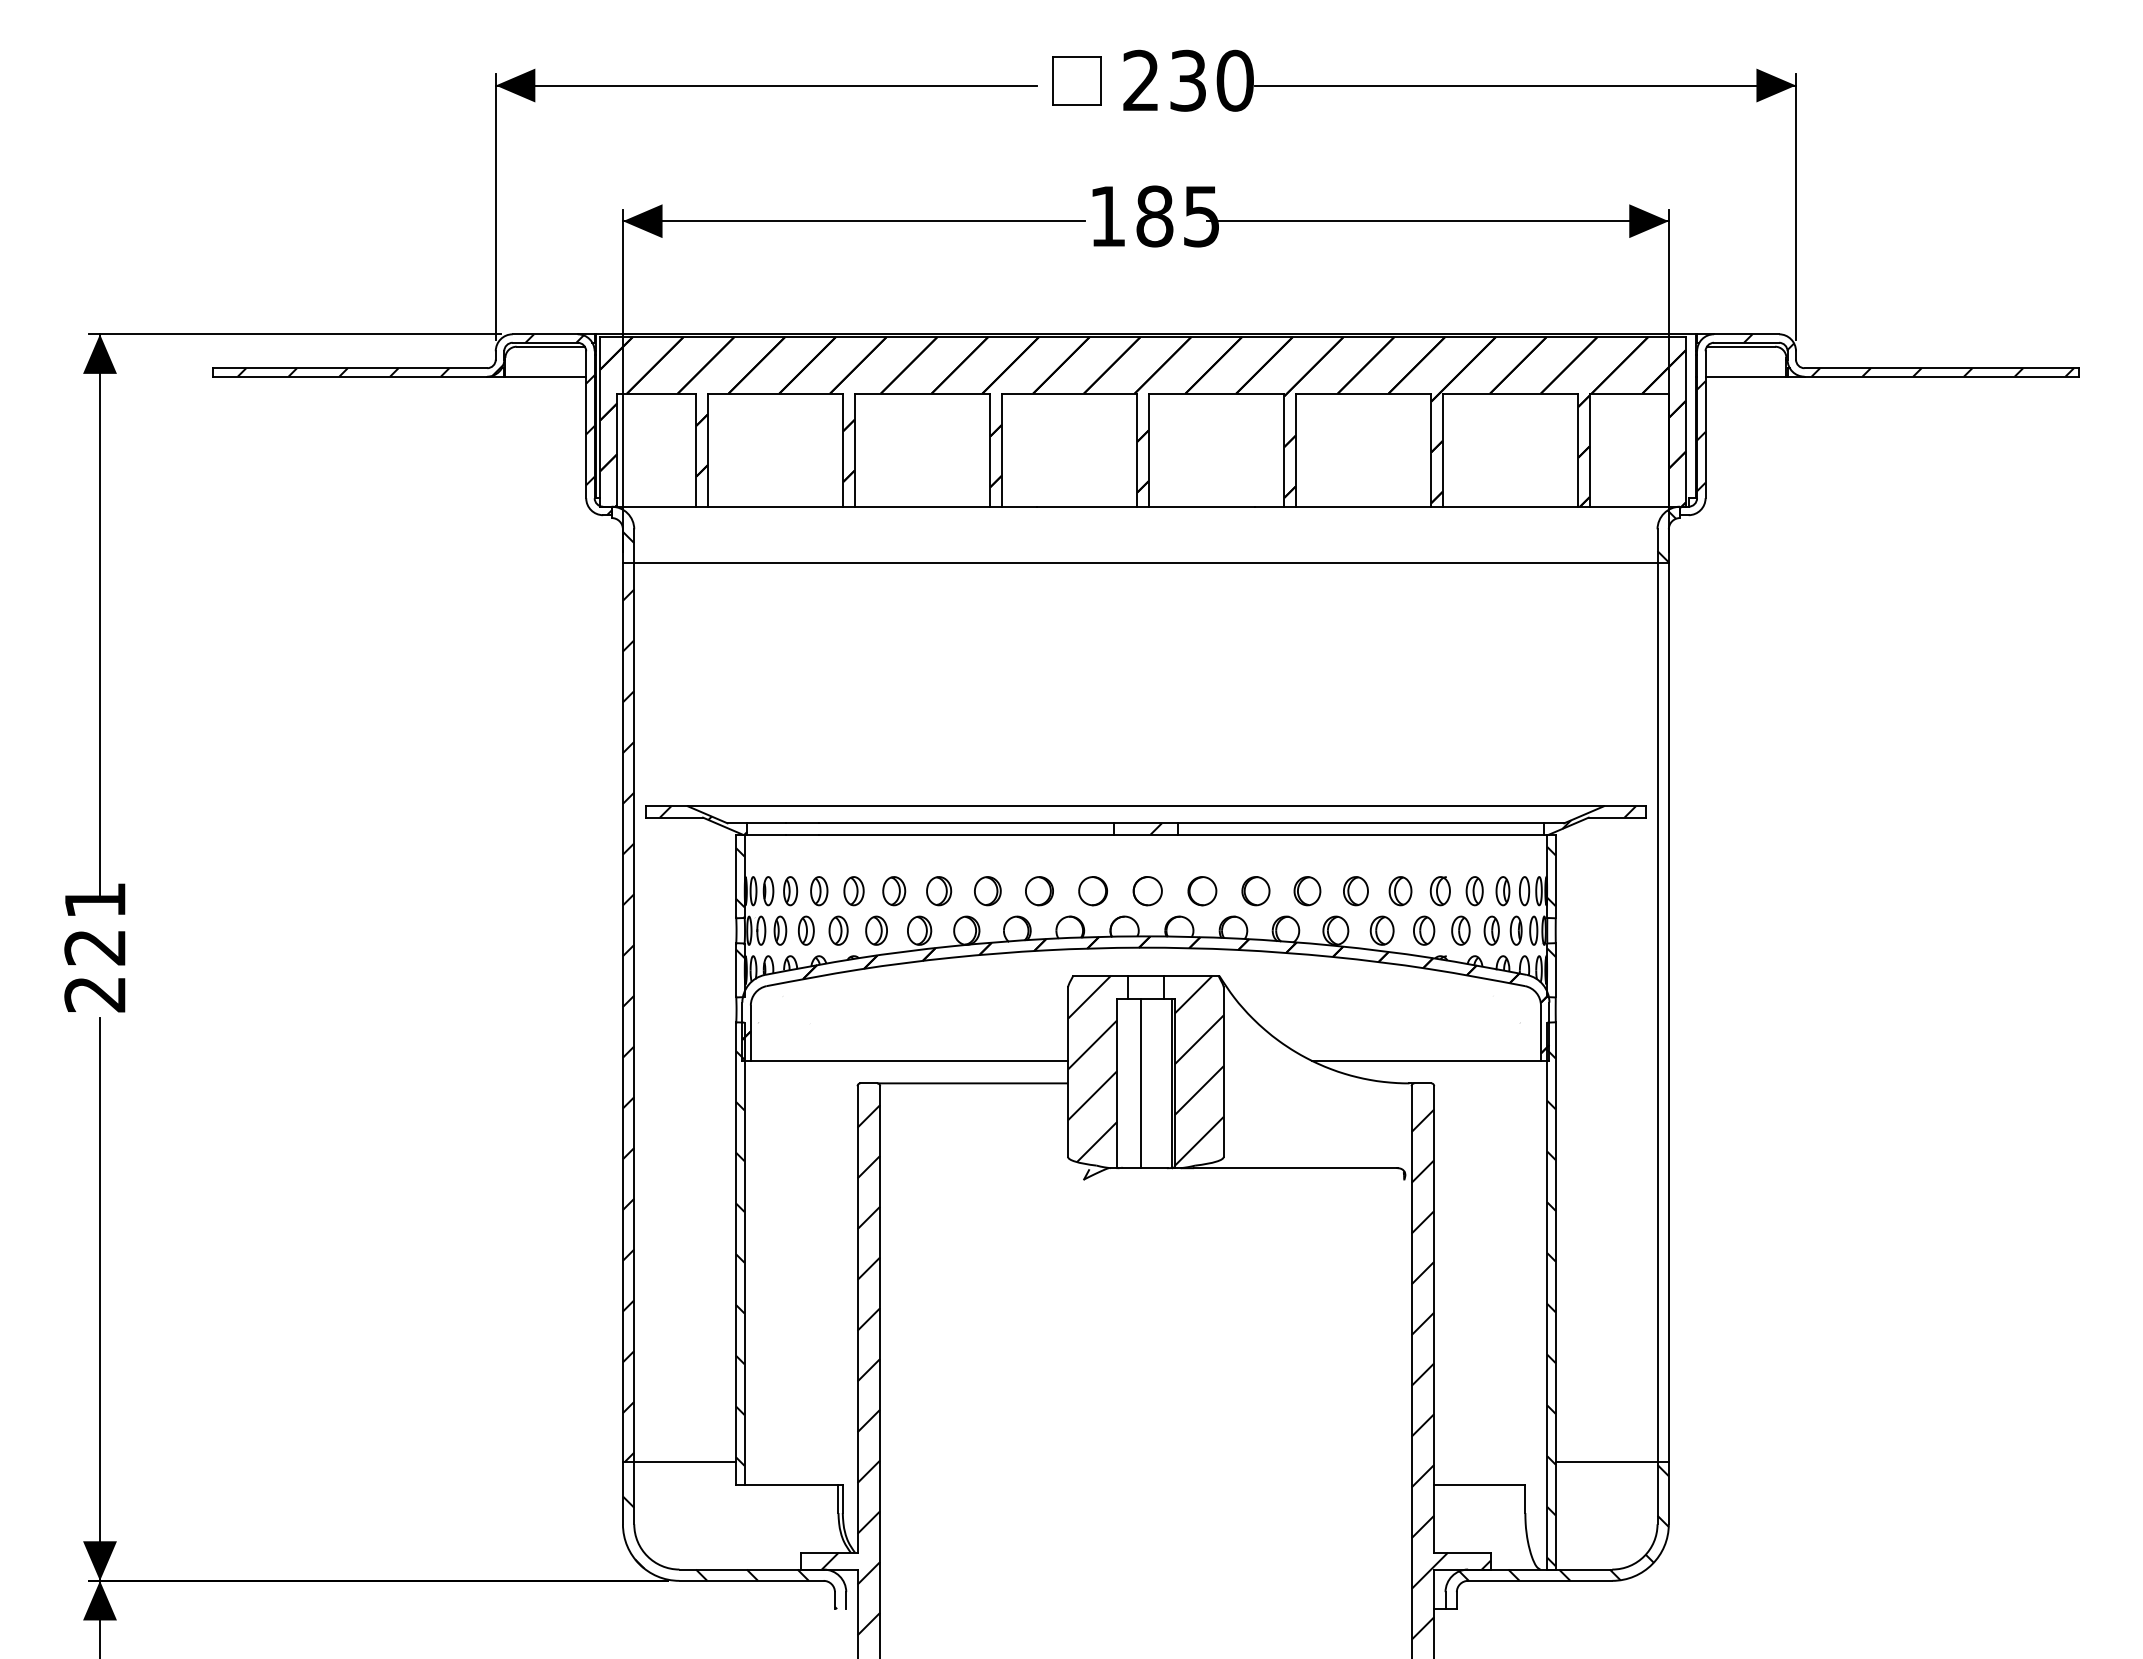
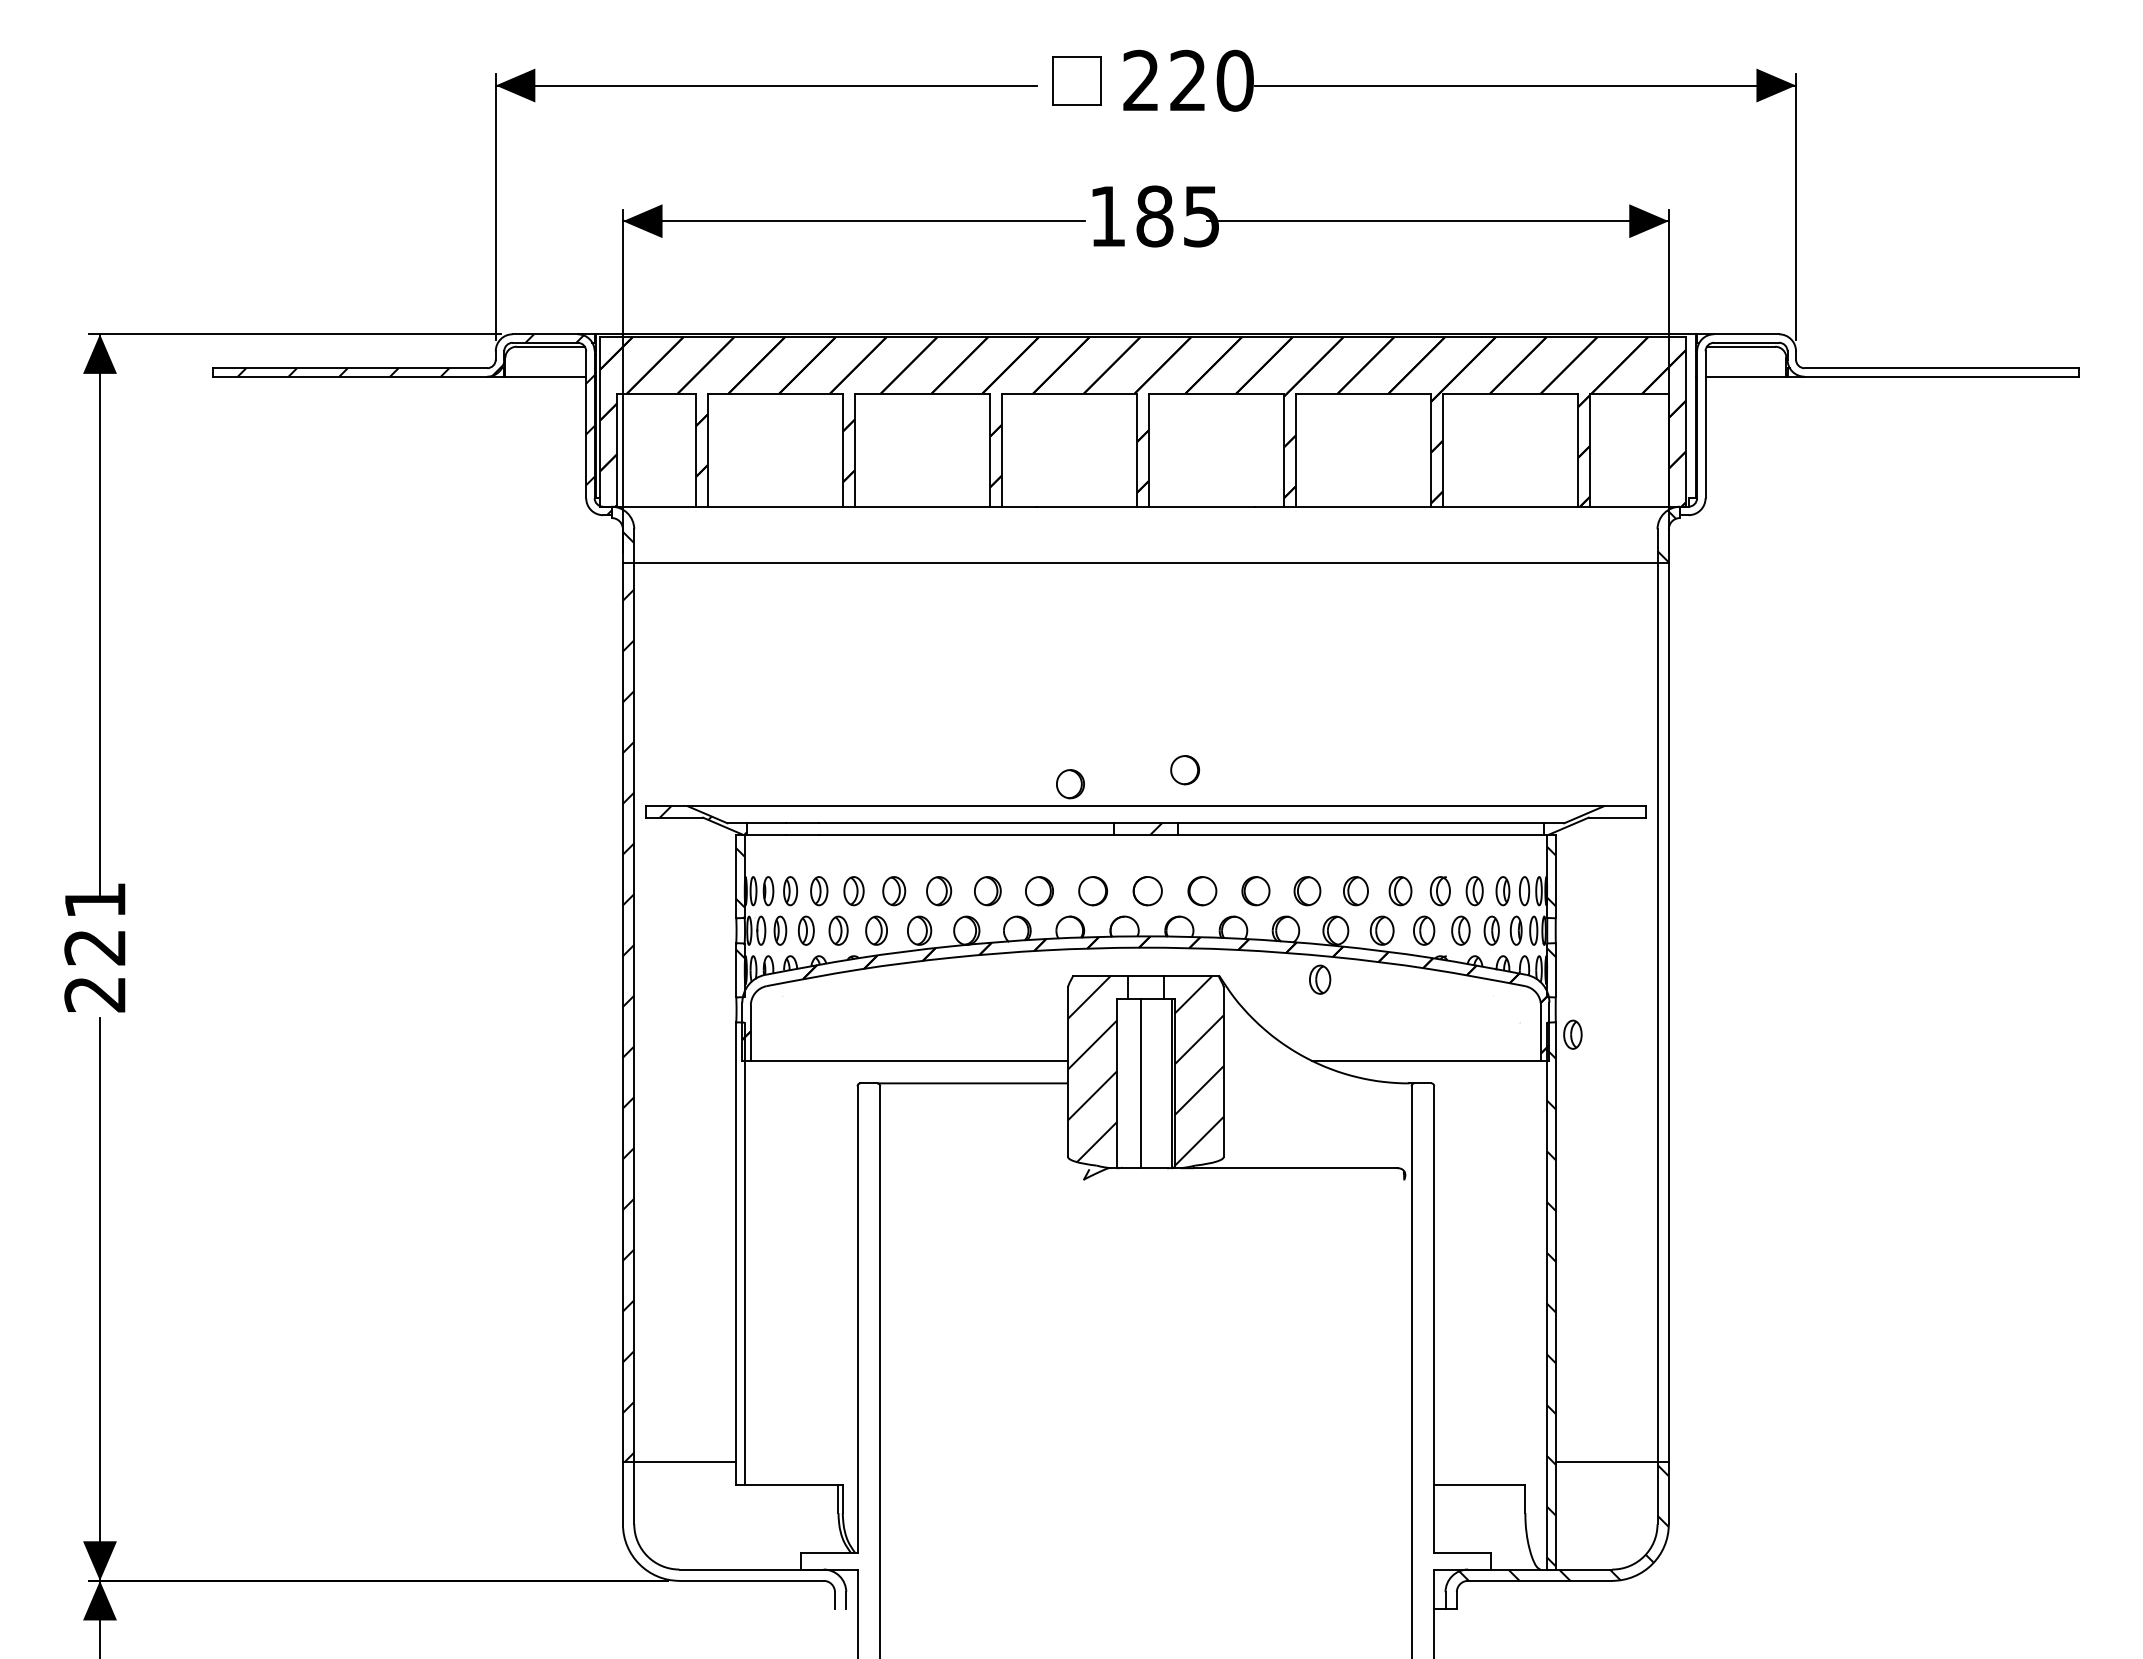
text: 230 -> 220 (1187, 80)
hatch: present -> none (1876, 421)
part: none -> present (1184, 770)
part: none -> present (1070, 784)
hatch: present -> none (1598, 817)
part: none -> present (1320, 979)
part: none -> present (1572, 1034)
hatch: present -> none (773, 1243)
hatch: present -> none (850, 1370)
hatch: present -> none (1450, 1374)
hatch: present -> none (729, 1552)
